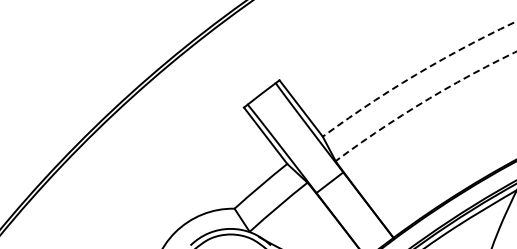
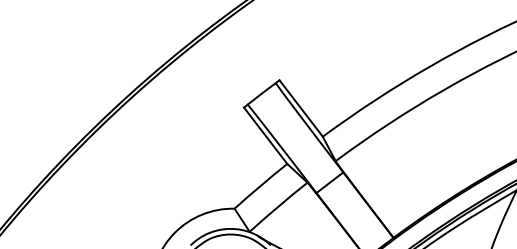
arc: dashed -> solid (417, 74)
arc: dashed -> solid (423, 102)
